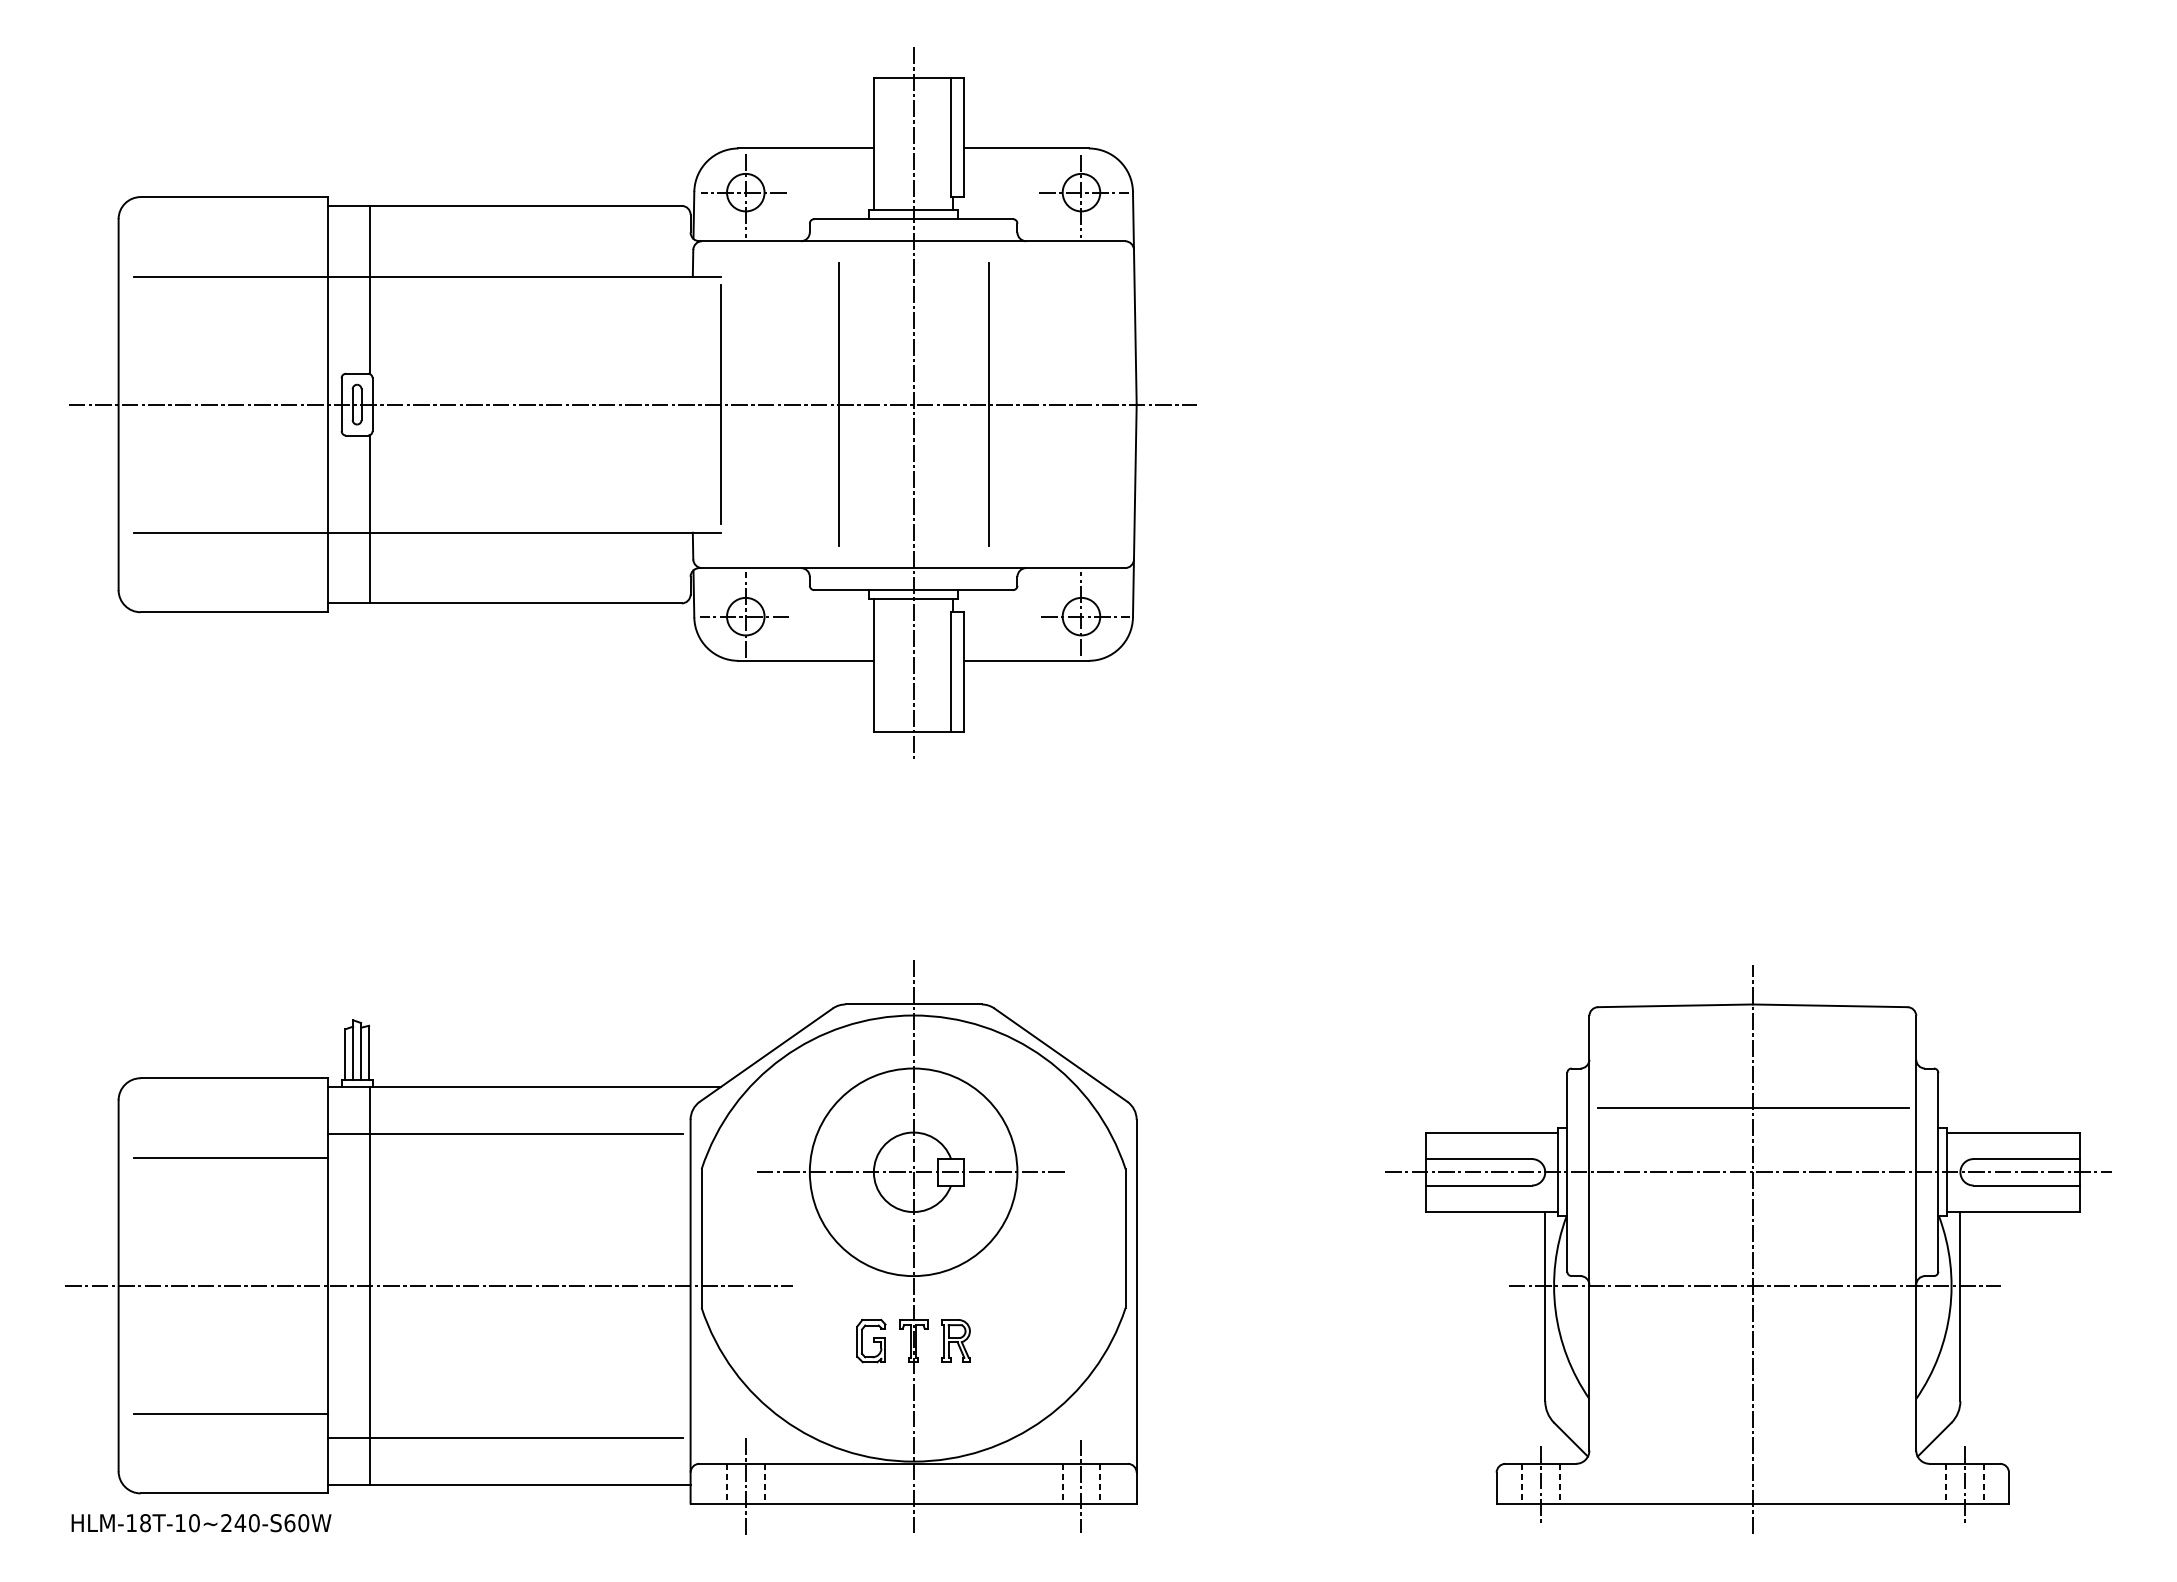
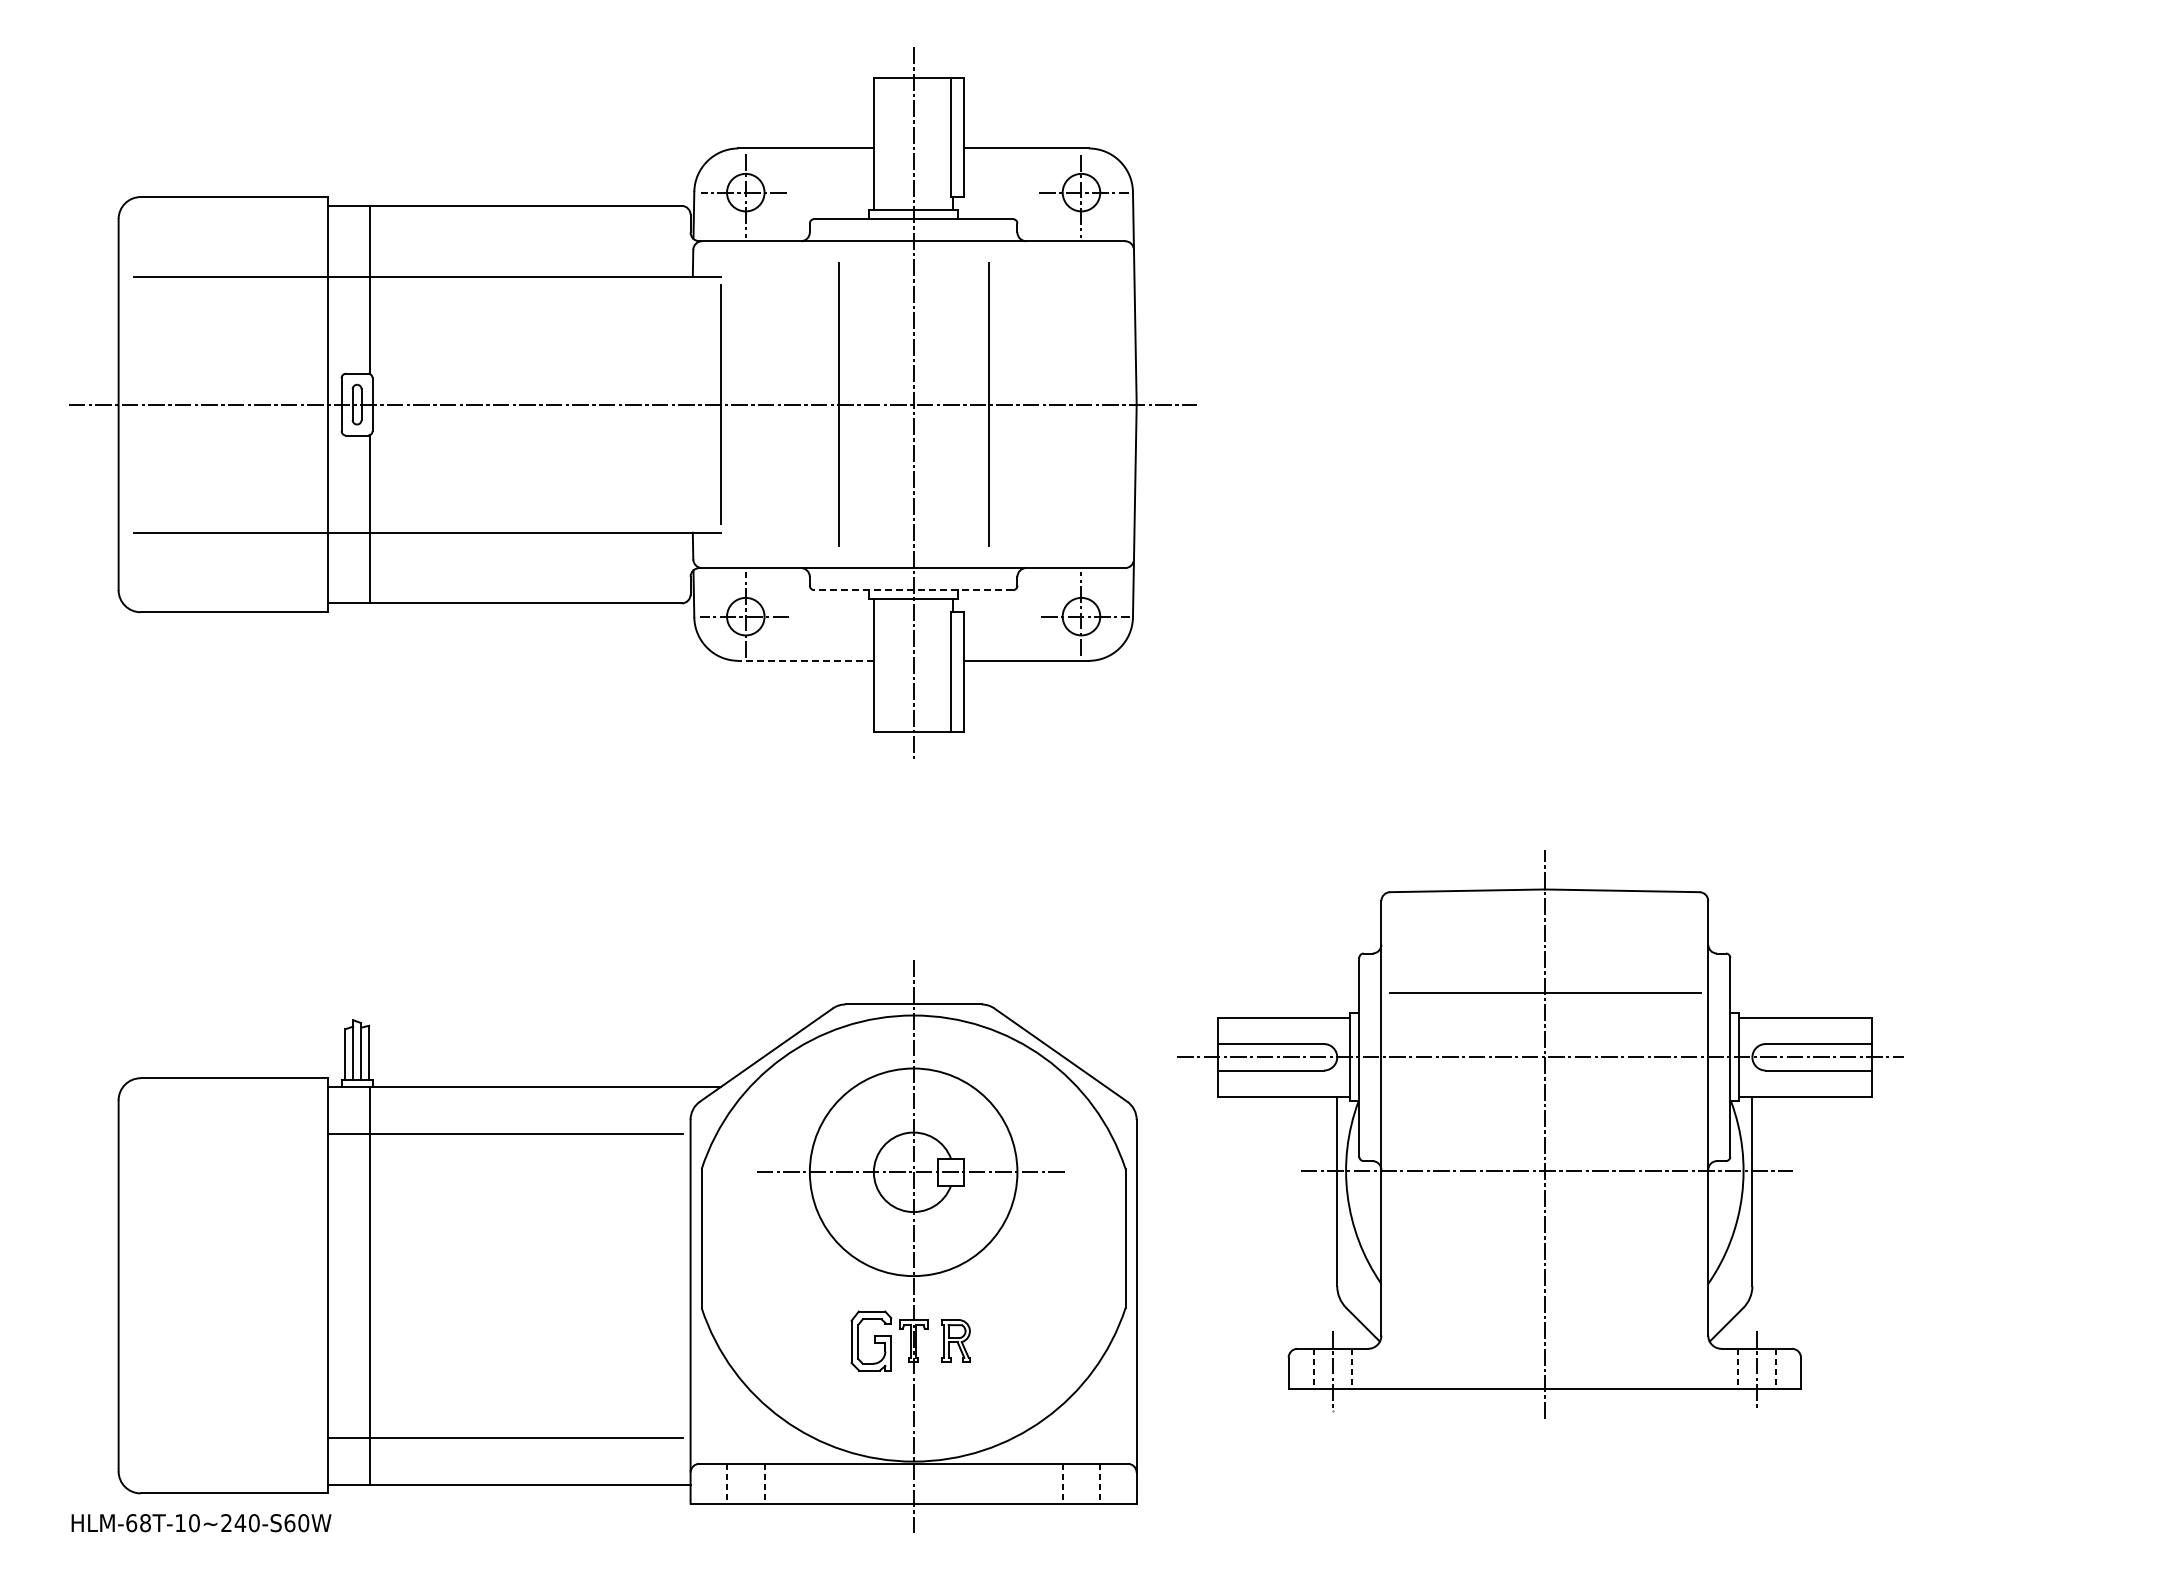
line: solid -> dashed (913, 590)
line: solid -> dashed (806, 660)
line: present -> none (231, 1157)
part position: (1748, 1249) -> (1540, 1134) (1540, 1134)
line: present -> none (429, 1285)
part size: 31x46 px -> 42x62 px (870, 1340)
line: present -> none (231, 1413)
line: present -> none (745, 1486)
line: present -> none (1081, 1486)
text: HLM-18T-10~240-S60W -> HLM-68T-10~240-S60W (131, 1523)
